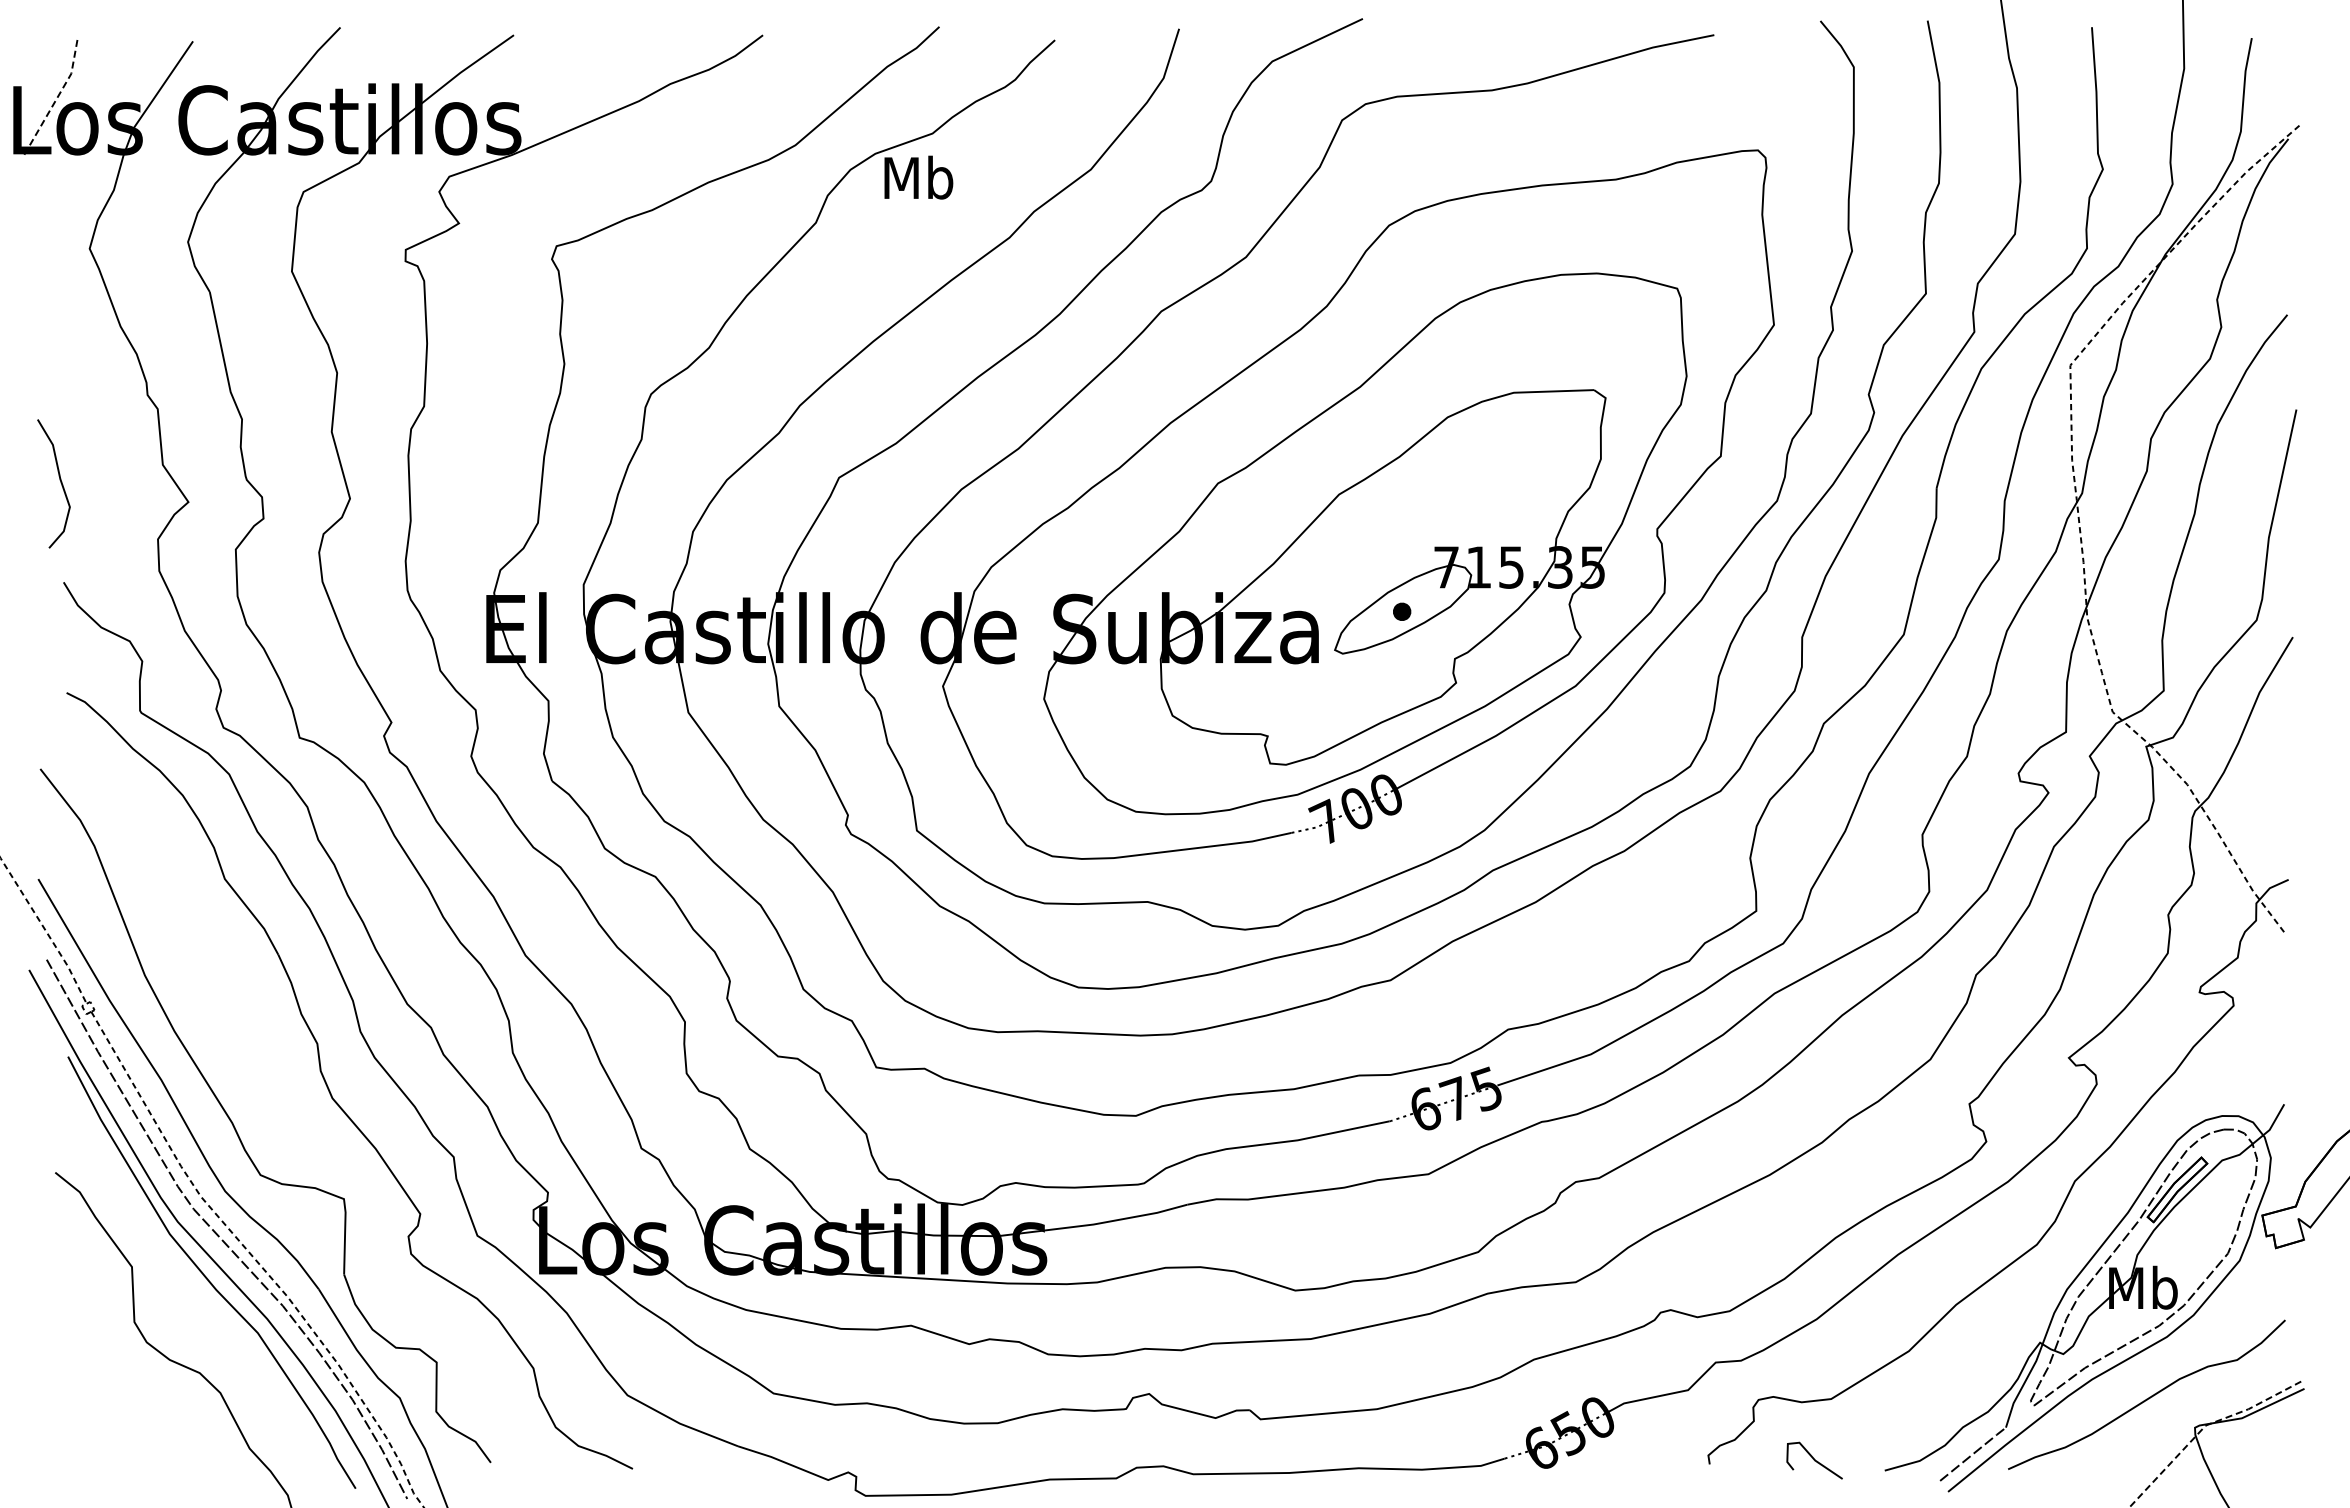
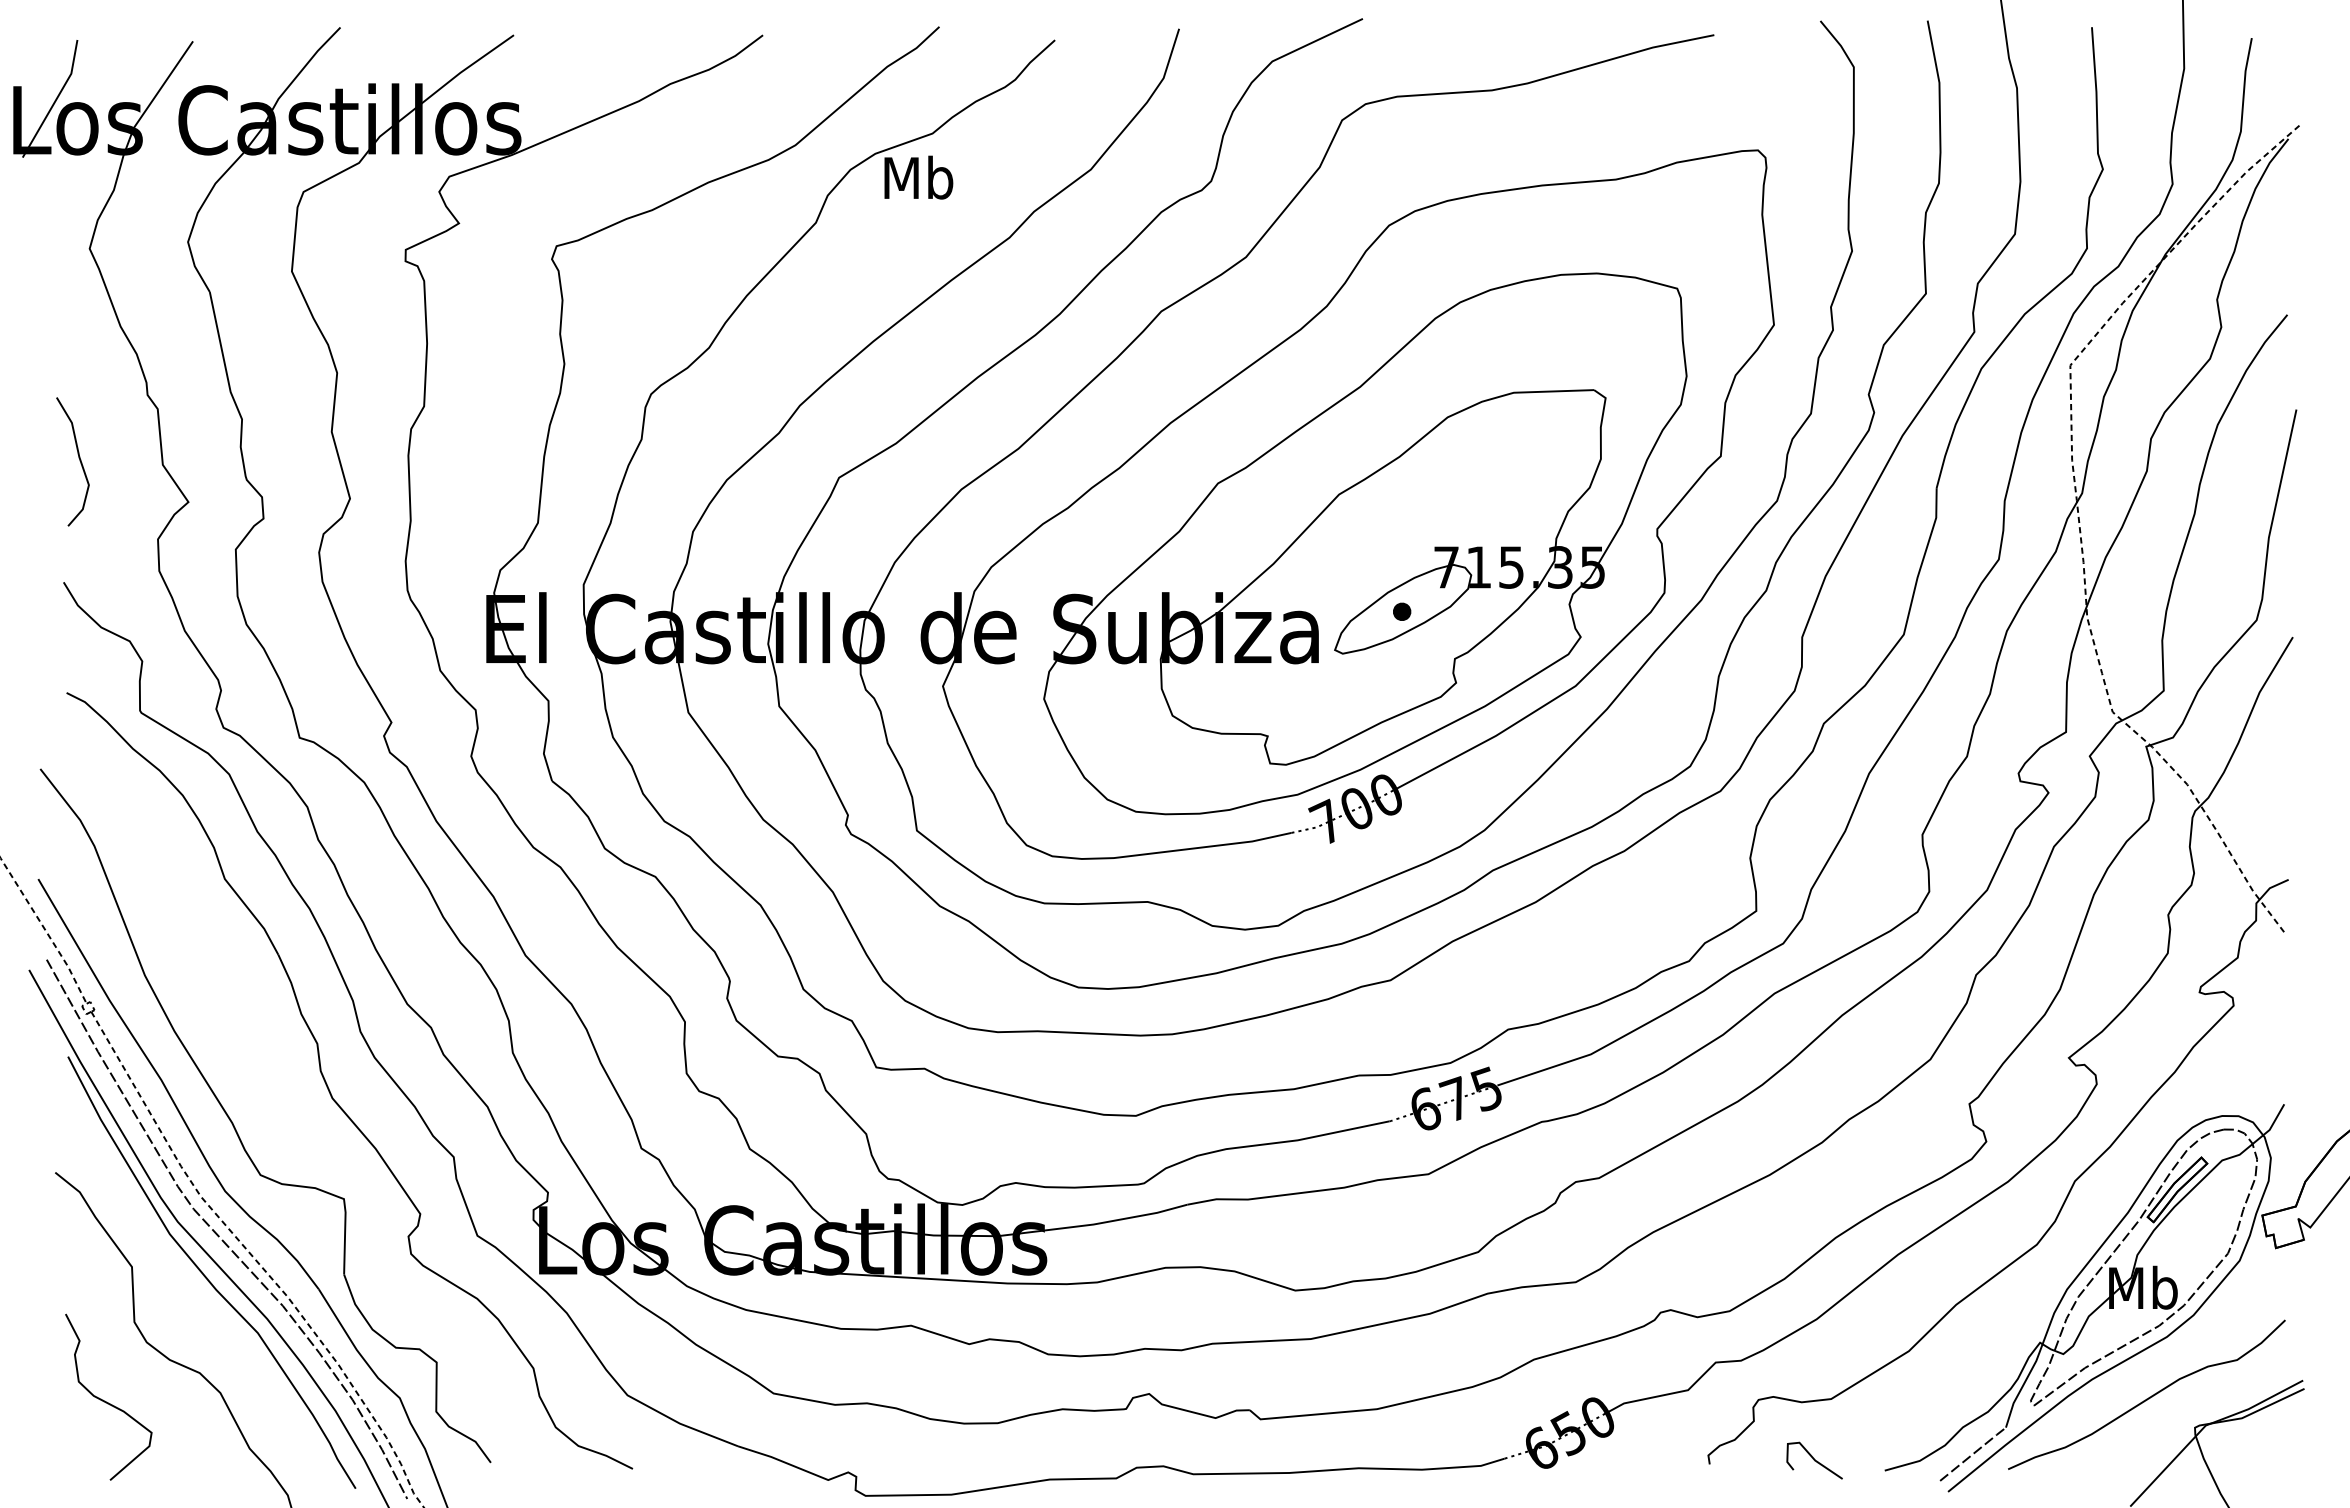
line: dashed -> solid (55, 100)
curve position: (59, 480) -> (78, 458) (78, 458)
curve: none -> present (106, 1401)
line: dashed -> solid (2205, 1425)
